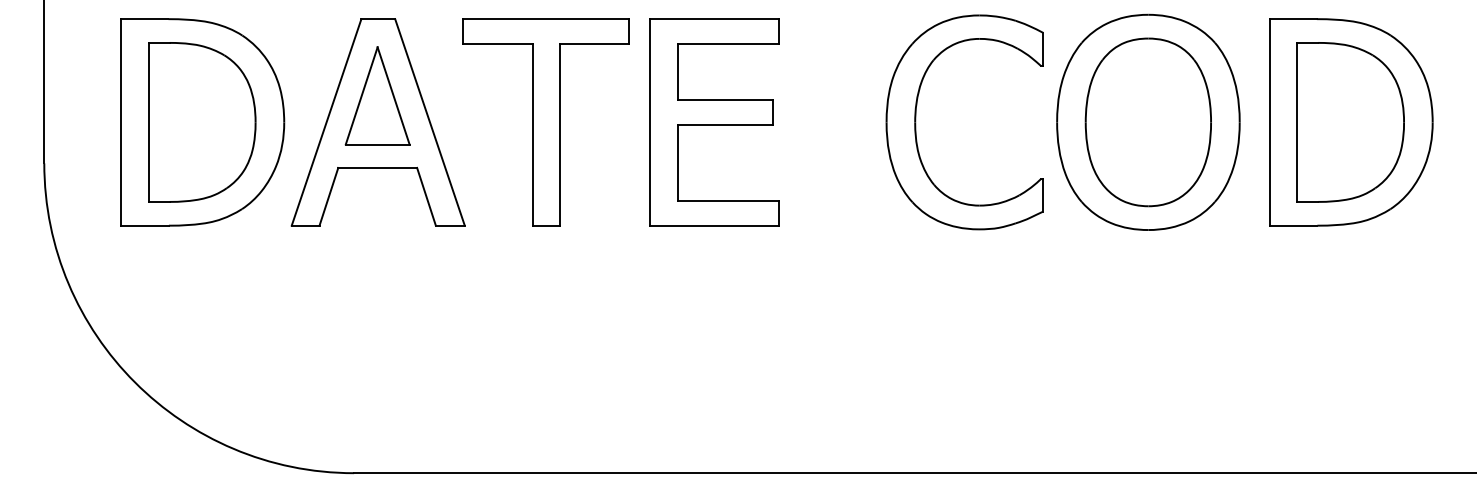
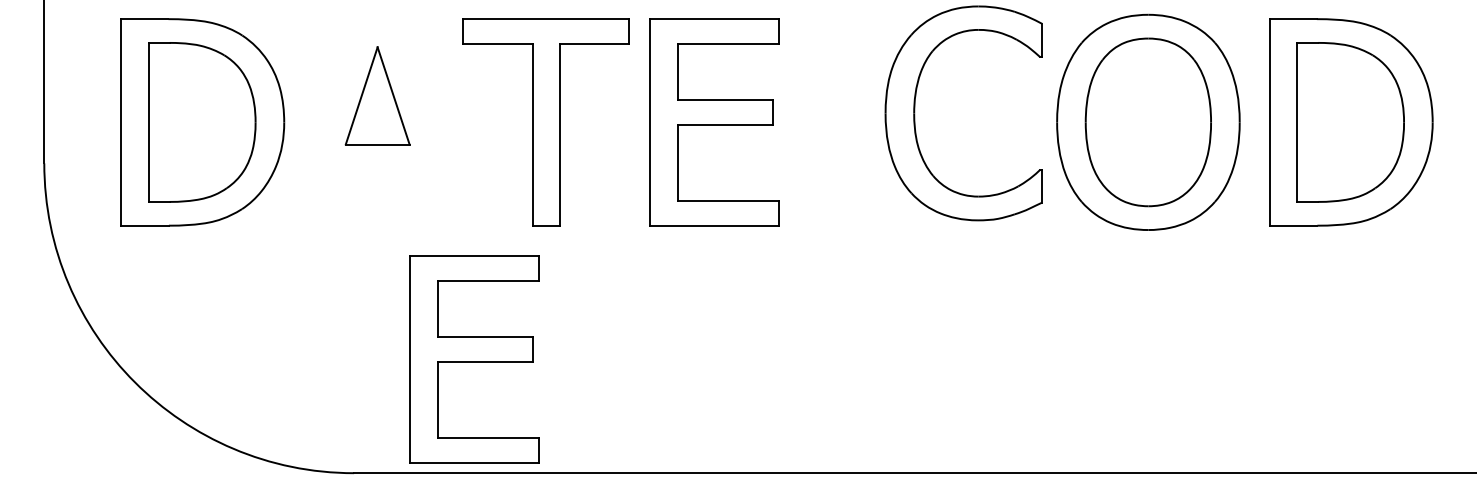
part: present -> none (377, 122)
part position: (916, 122) -> (915, 113) (915, 113)
part: none -> present (474, 359)
